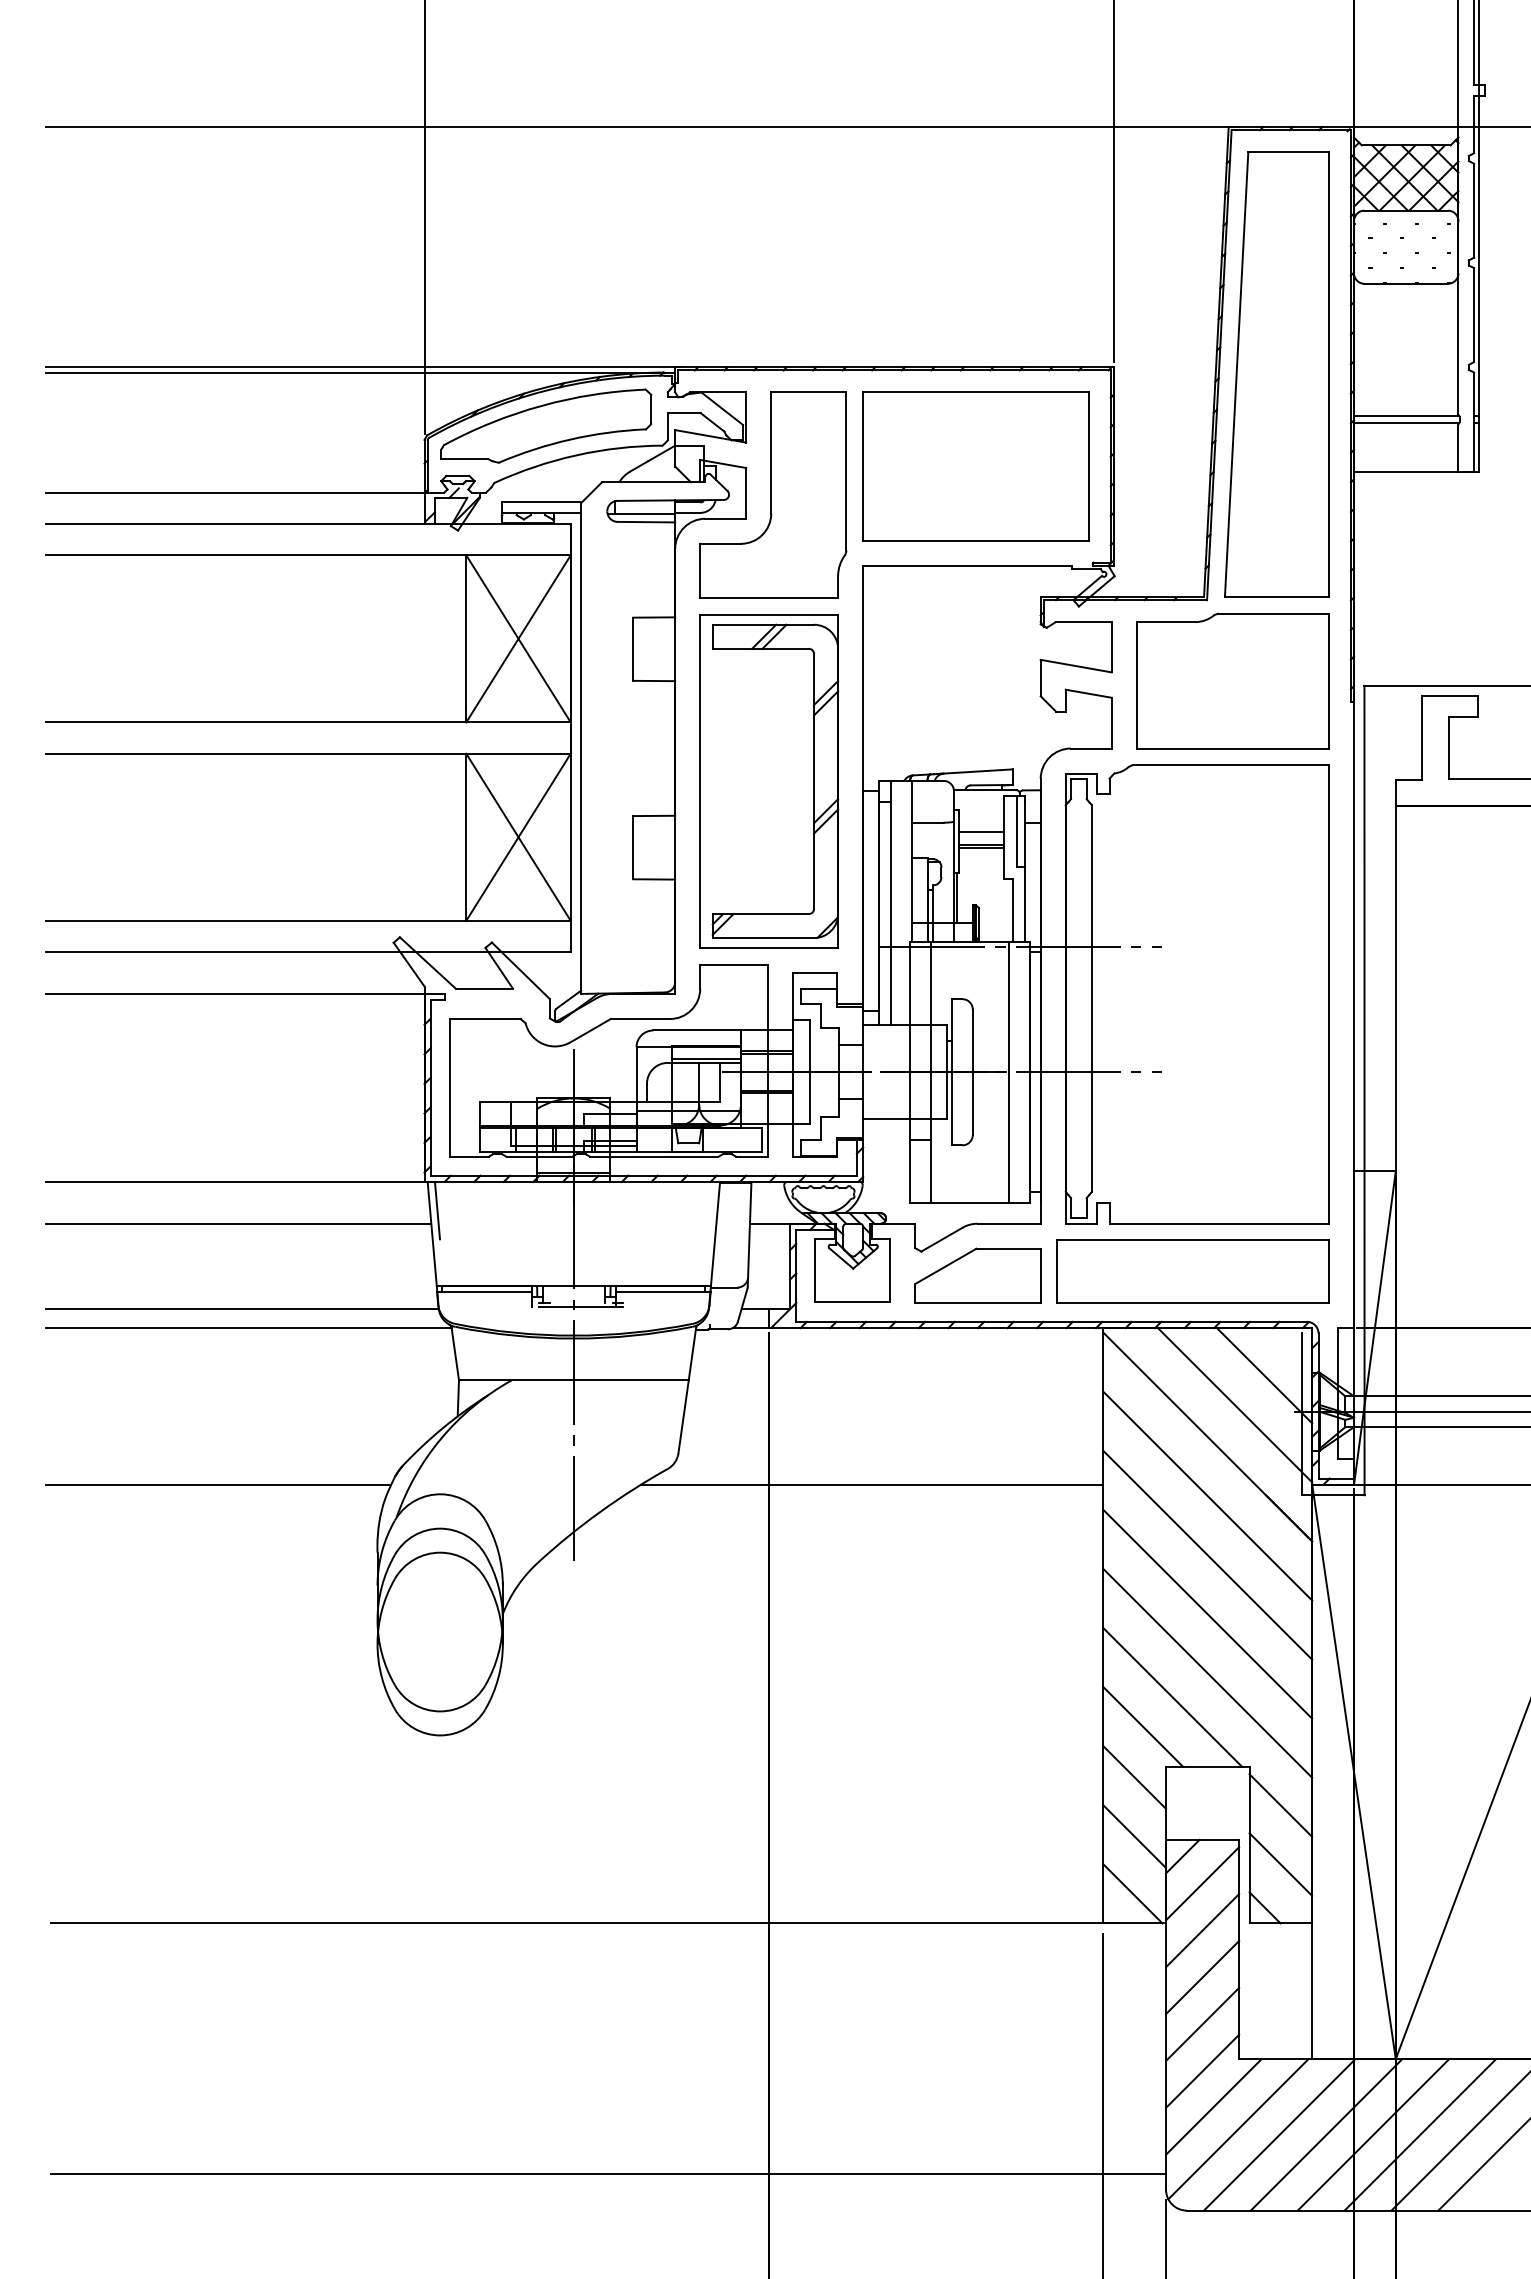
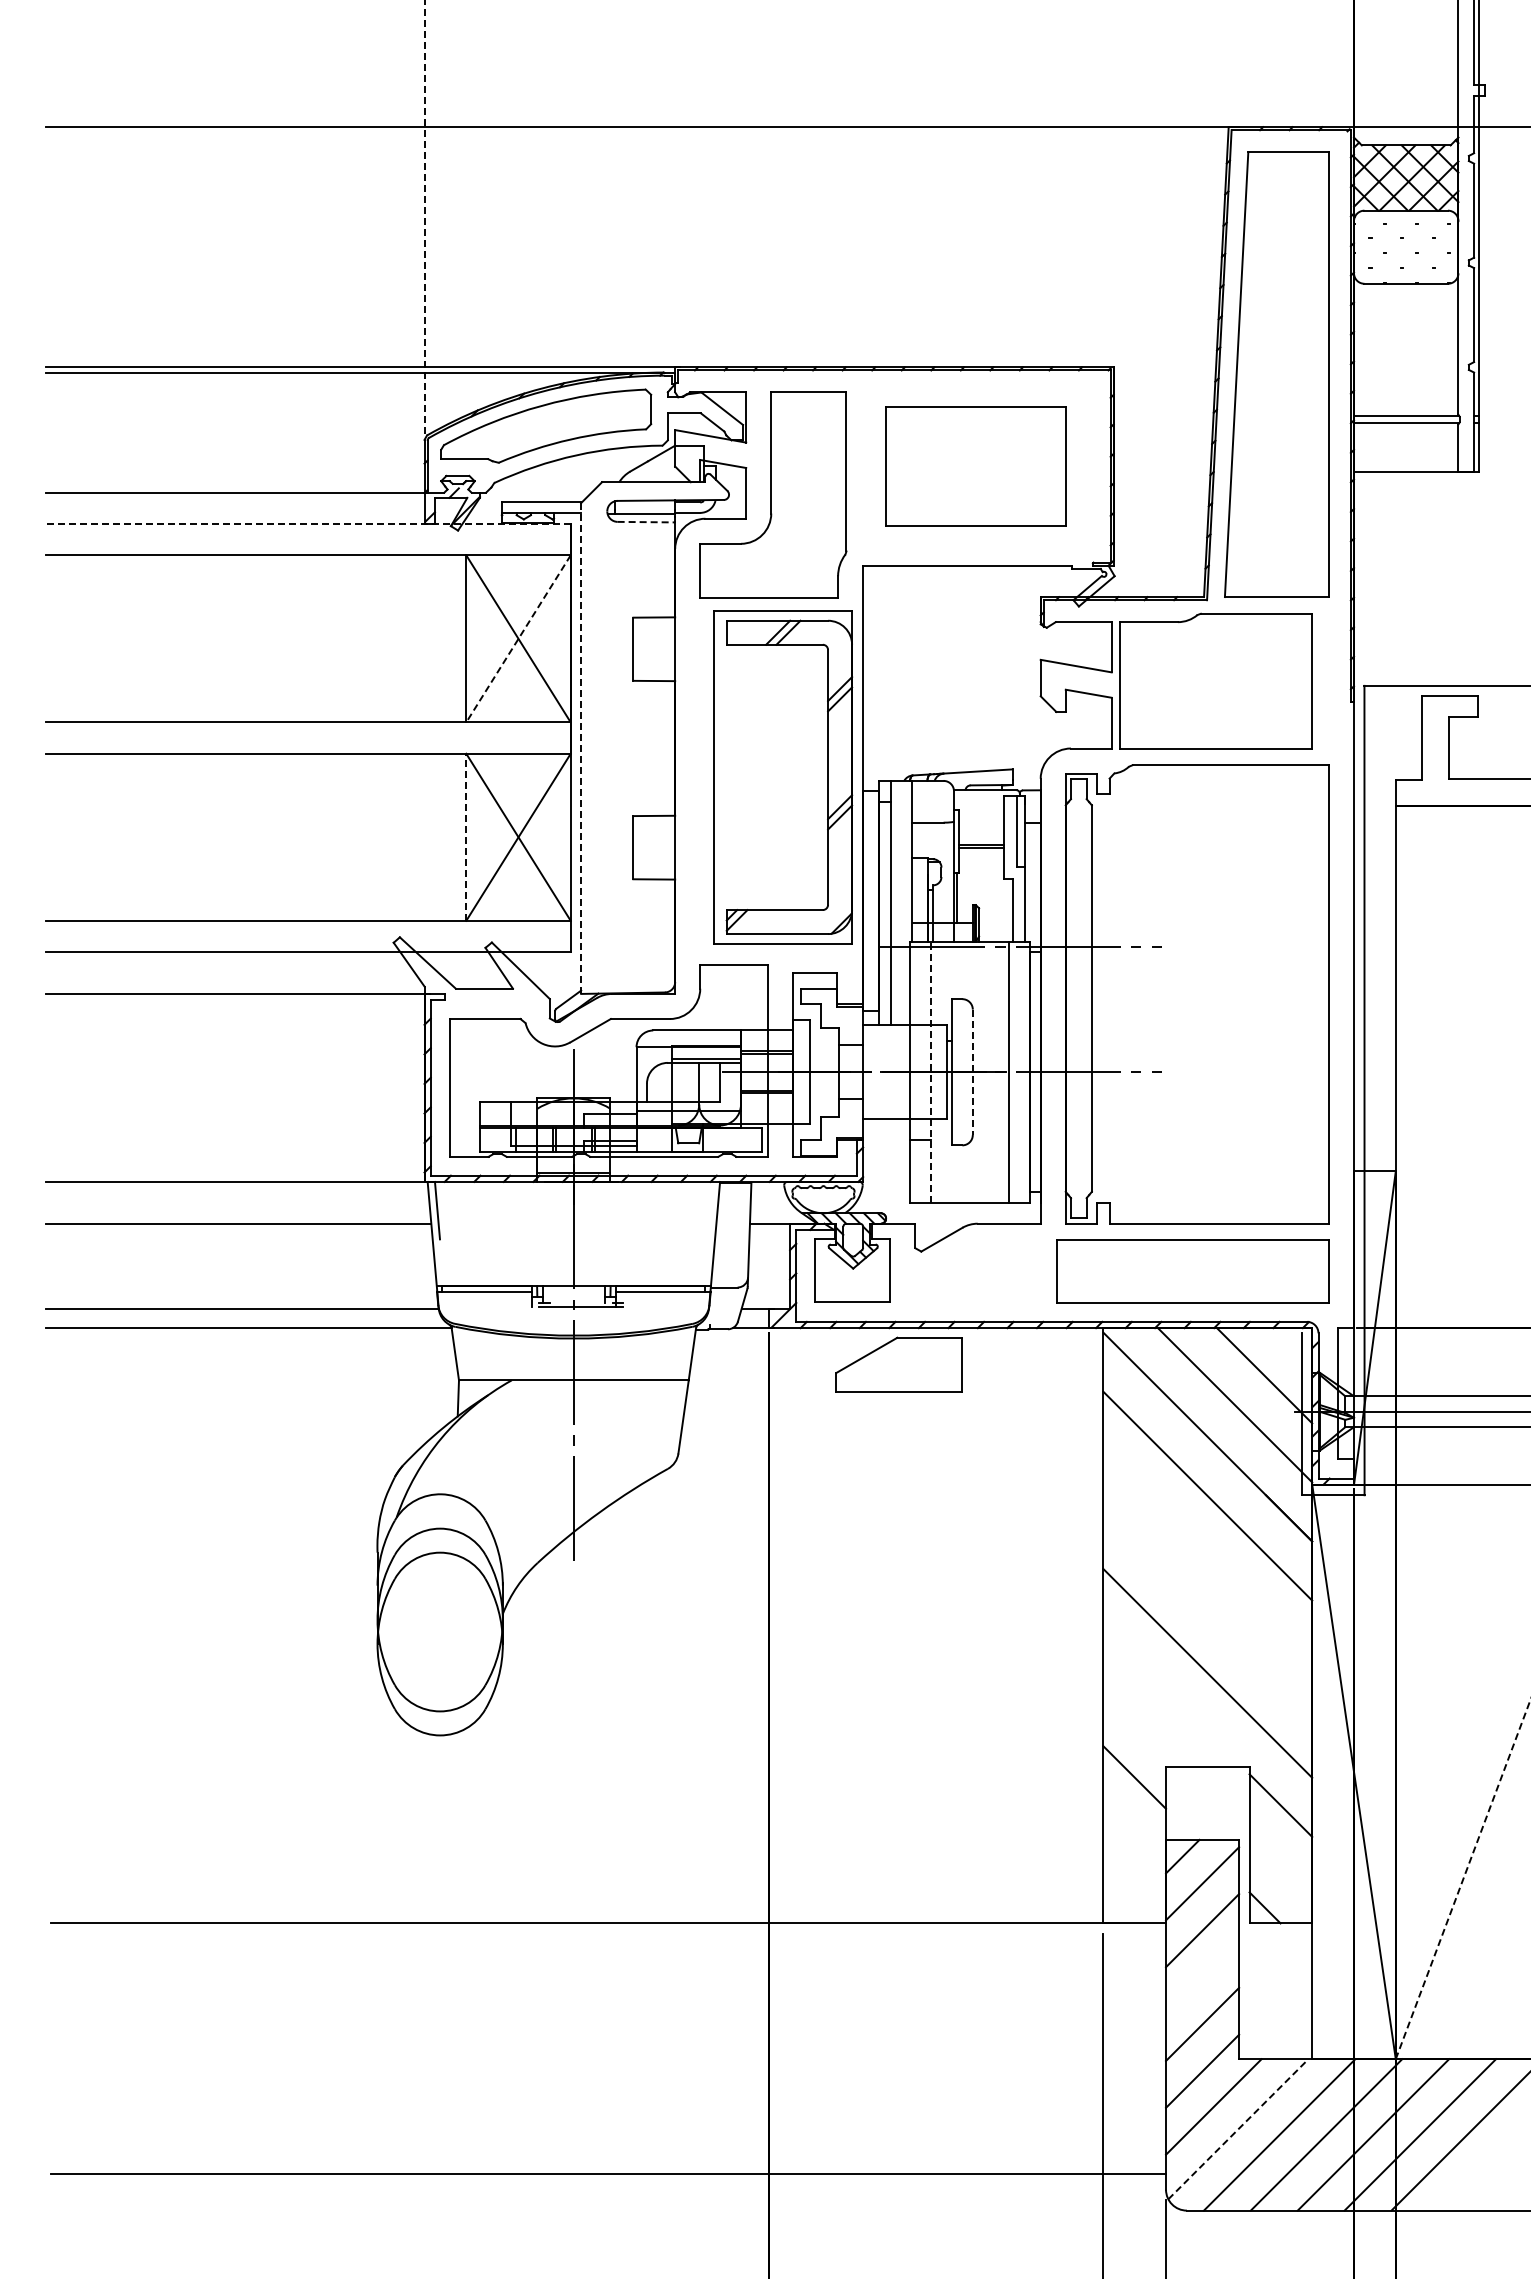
line: present -> none (1113, 182)
line: solid -> dashed (424, 217)
part size: 228x151 px -> 182x121 px (975, 466)
line: solid -> dashed (646, 522)
line: solid -> dashed (307, 523)
line: solid -> dashed (518, 638)
part position: (1232, 680) -> (1215, 680) (1215, 680)
line: solid -> dashed (581, 748)
part position: (769, 781) -> (783, 777) (783, 777)
line: present -> none (981, 832)
line: solid -> dashed (466, 837)
line: solid -> dashed (931, 1072)
line: solid -> dashed (972, 1072)
part position: (977, 1275) -> (898, 1364) (898, 1364)
line: present -> none (218, 1484)
line: present -> none (871, 1484)
line: present -> none (1207, 1554)
line: present -> none (1207, 1613)
line: present -> none (1172, 1697)
line: present -> none (1143, 1726)
line: present -> none (1134, 1836)
line: present -> none (1280, 1864)
line: solid -> dashed (1463, 1878)
line: present -> none (1132, 1893)
line: present -> none (1202, 1977)
line: solid -> dashed (1238, 2128)
line: present -> none (1482, 2165)
